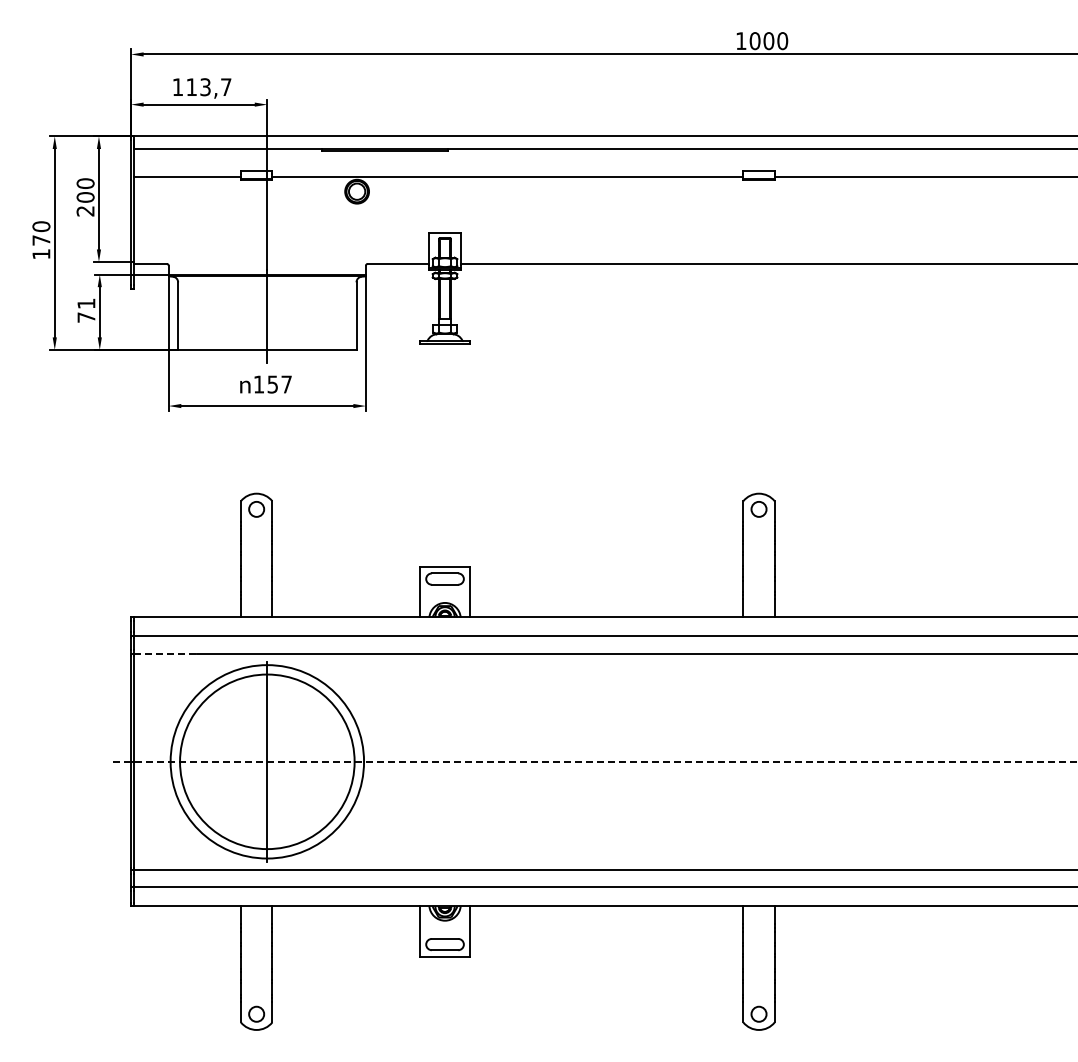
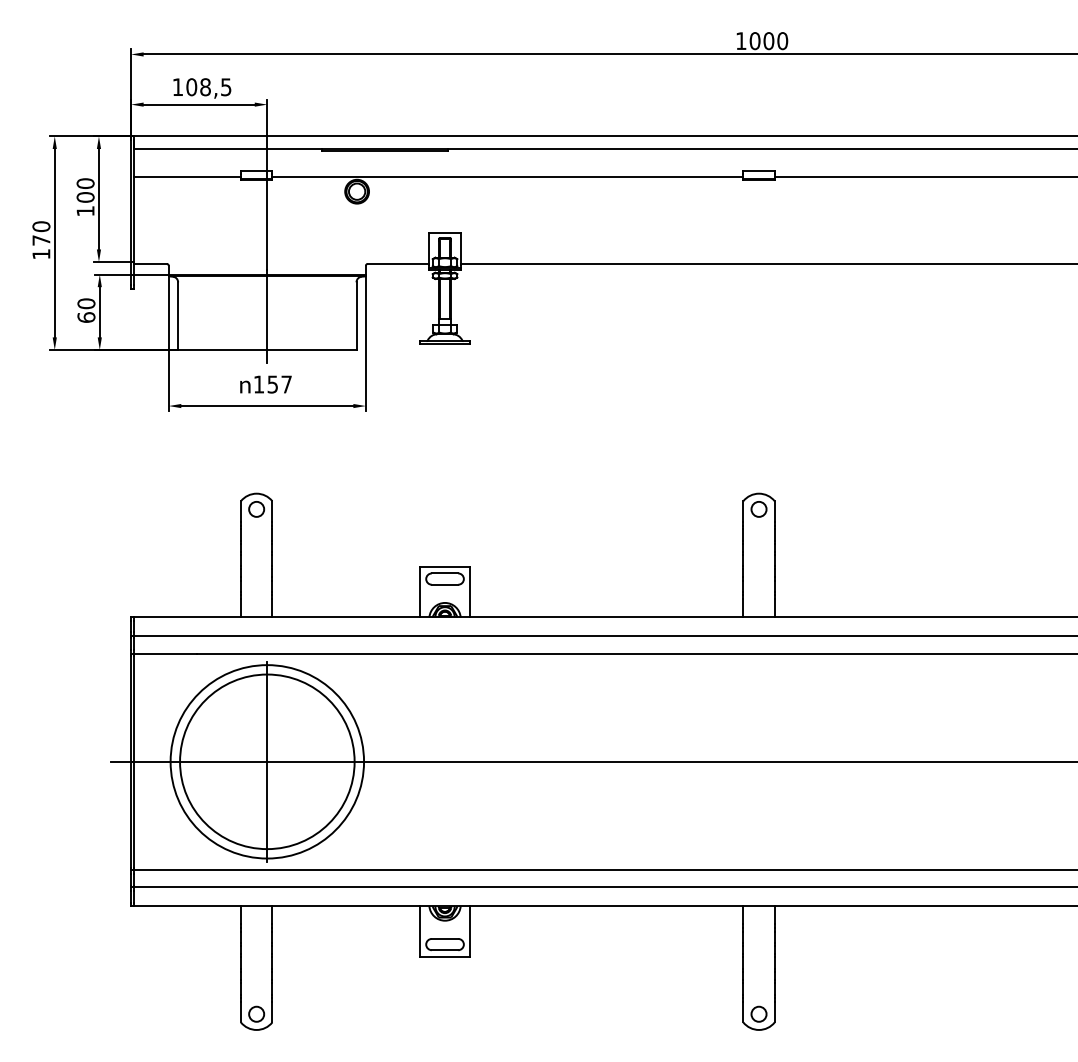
text: 113,7 -> 108,5 (208, 87)
text: 200 -> 100 (85, 211)
text: 71 -> 60 (86, 310)
line: dashed -> solid (165, 653)
line: dashed -> solid (593, 761)
